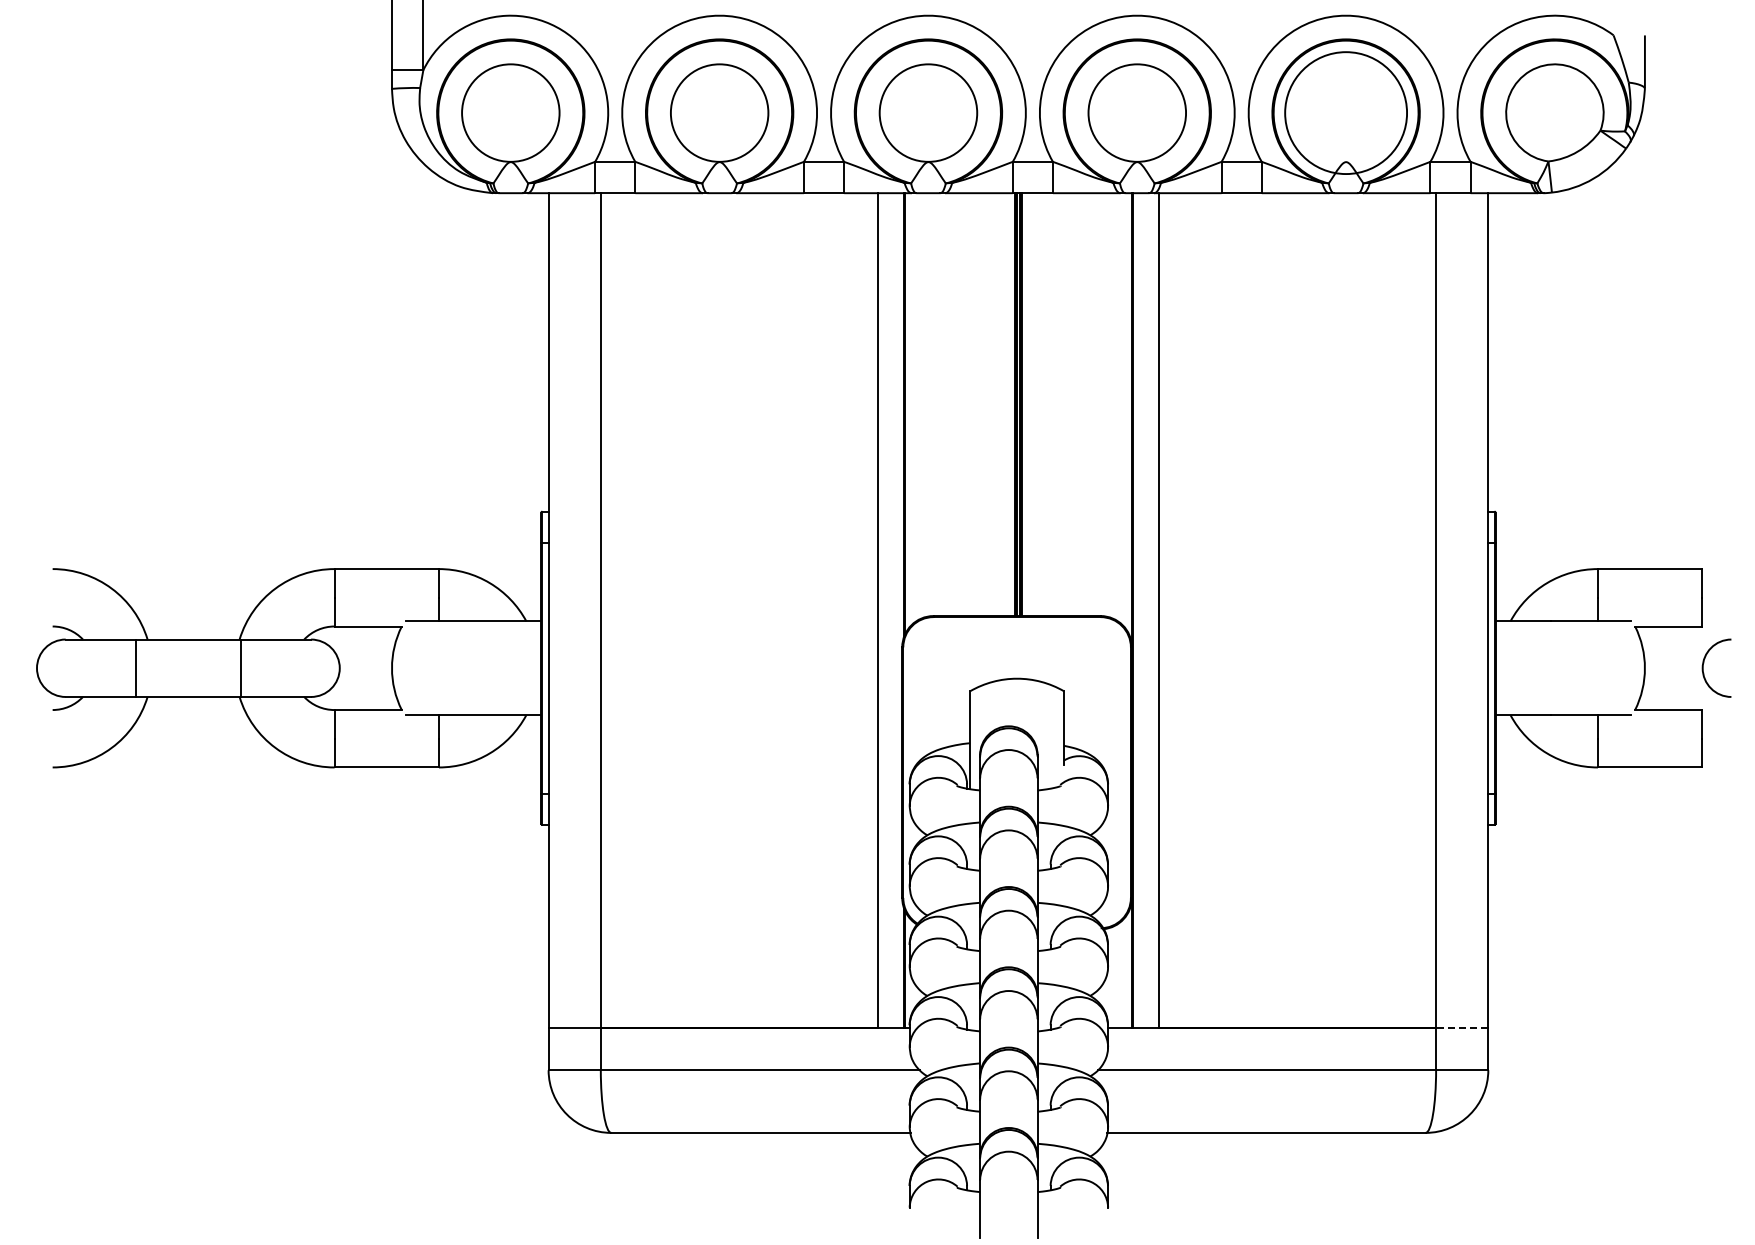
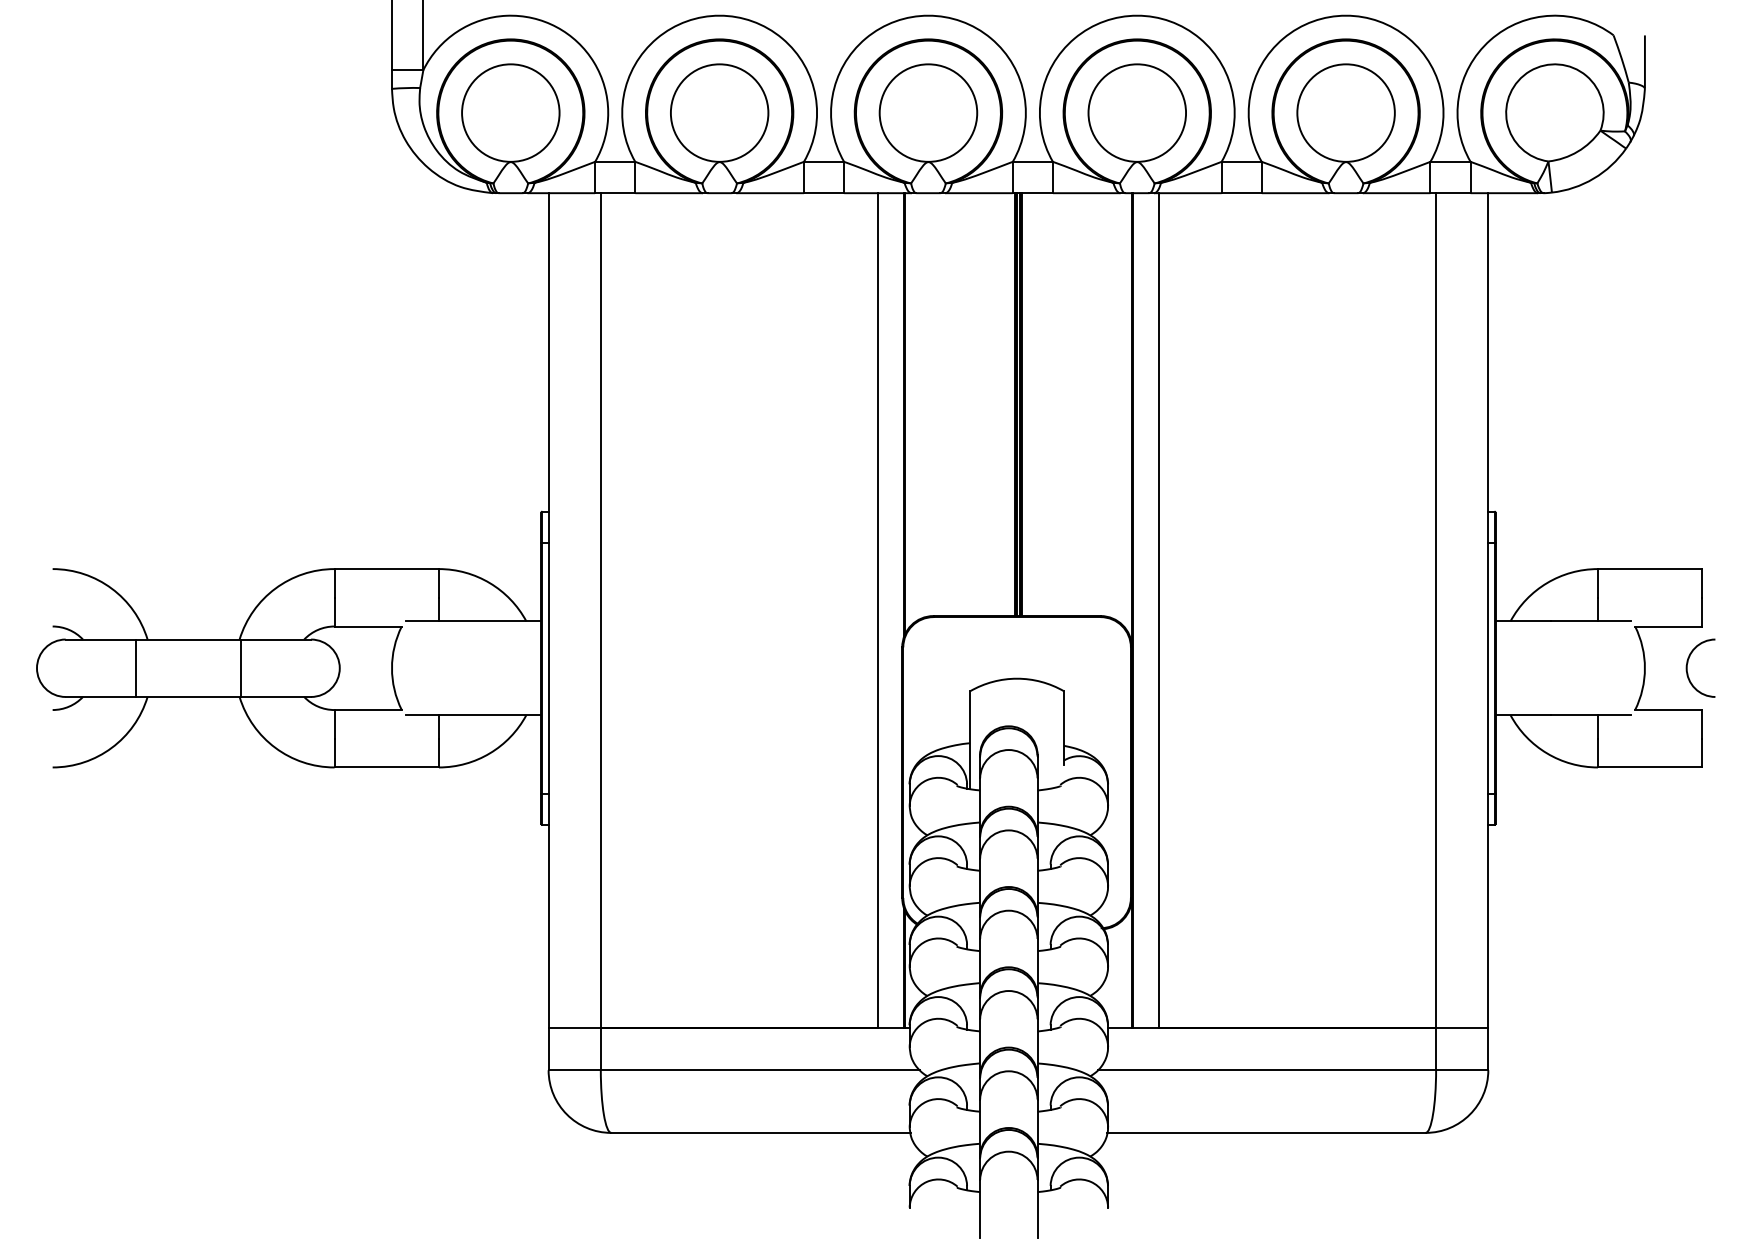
circle diameter: 122 px -> 98 px (1345, 112)
arc position: (1704, 663) -> (1688, 663) (1688, 663)
line: dashed -> solid (1461, 1028)
